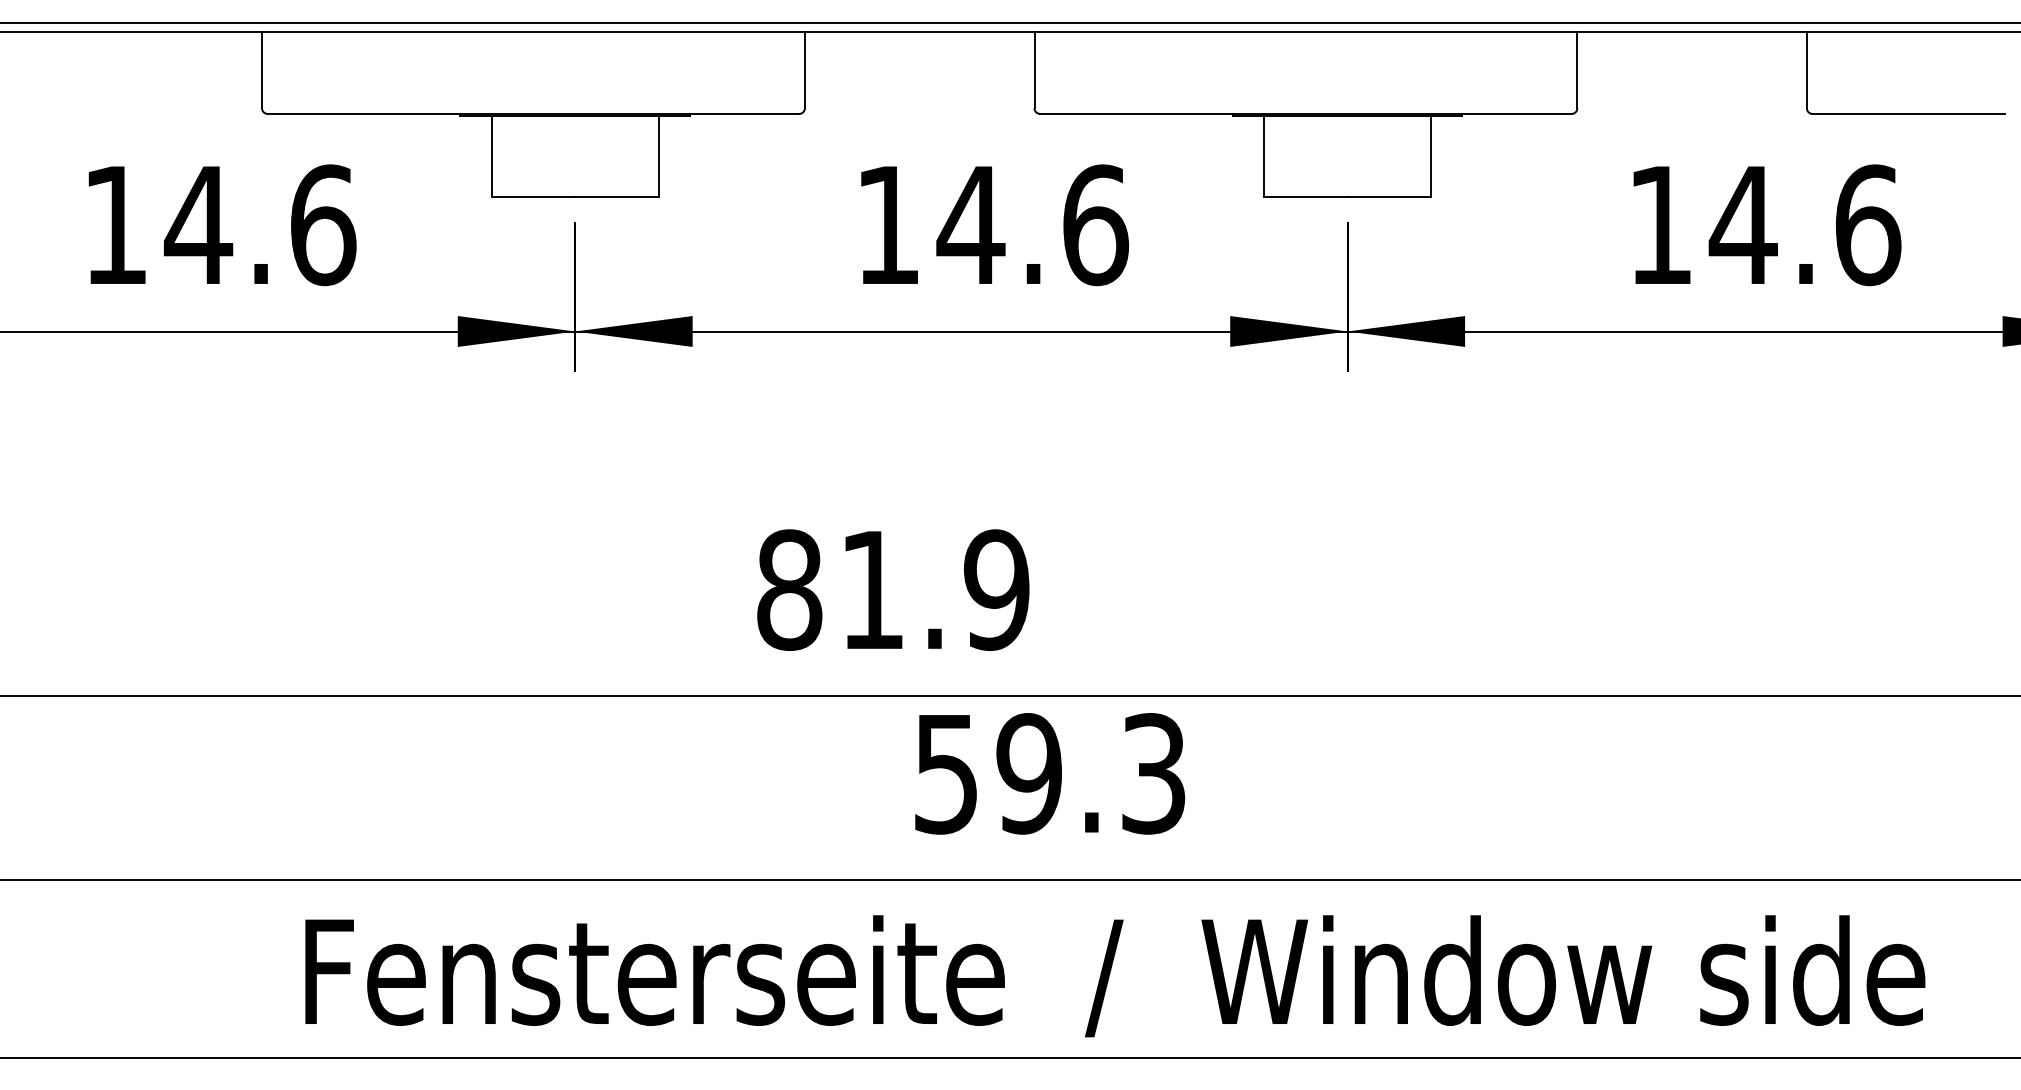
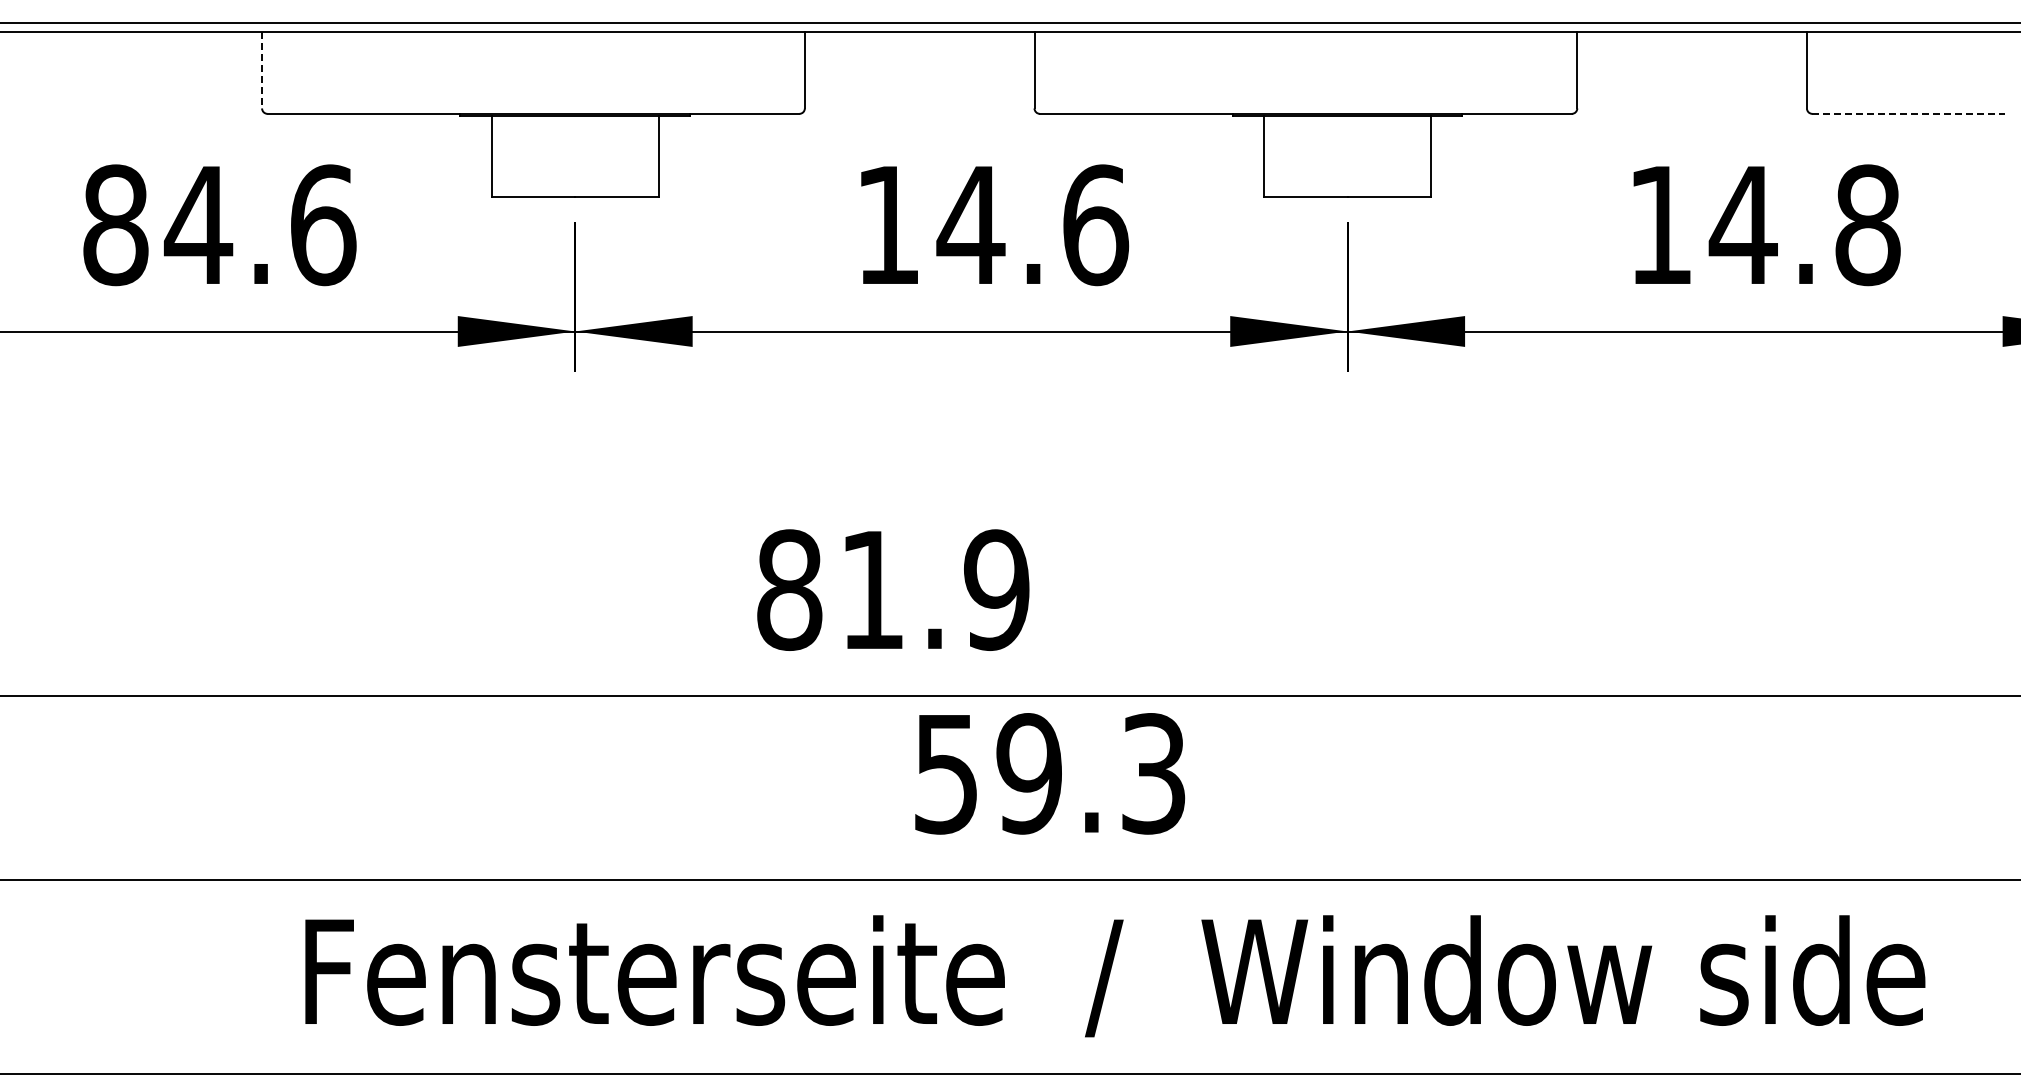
line: solid -> dashed (262, 70)
line: solid -> dashed (1909, 113)
text: 14.6 -> 84.6 (115, 225)
text: 14.6 -> 14.8 (1868, 225)
line position: (1009, 1057) -> (1009, 1073) (1009, 1073)
